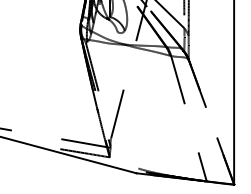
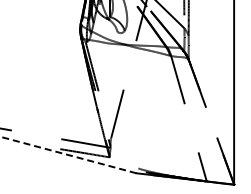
line: solid -> dashed (68, 154)
